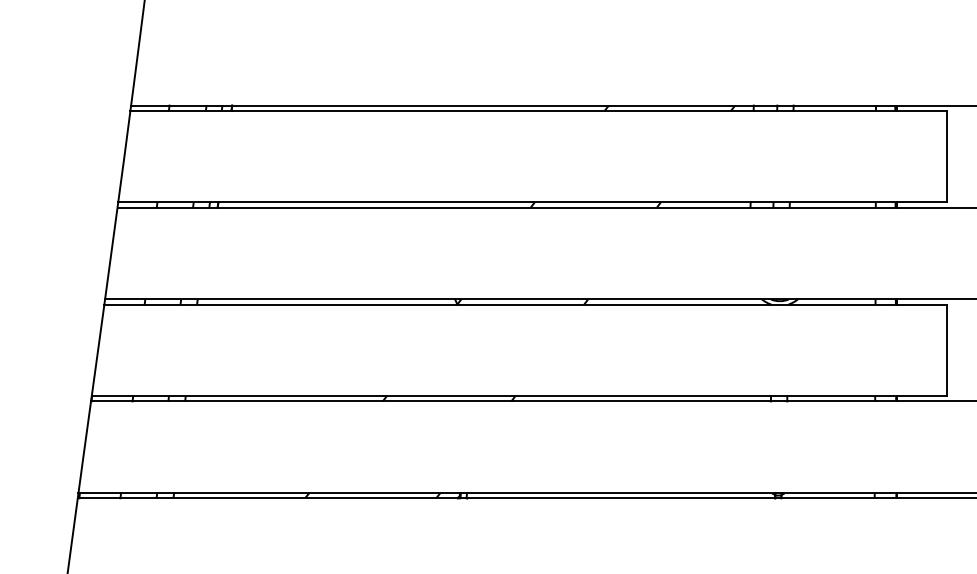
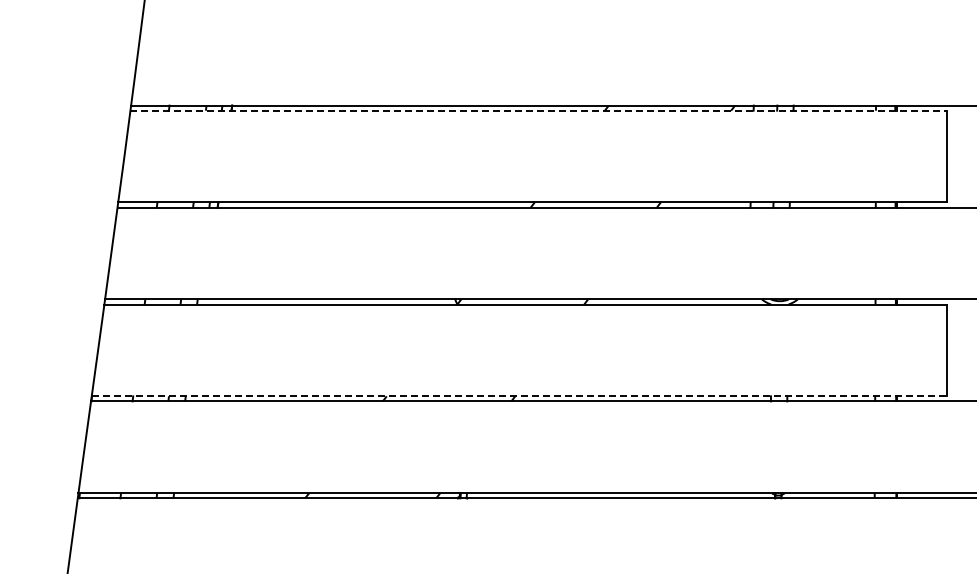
line: solid -> dashed (539, 110)
line: solid -> dashed (519, 396)
